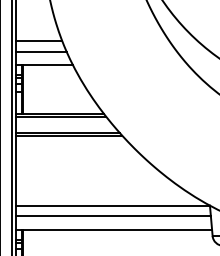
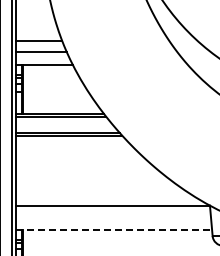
line: present -> none (113, 216)
line: solid -> dashed (114, 229)
